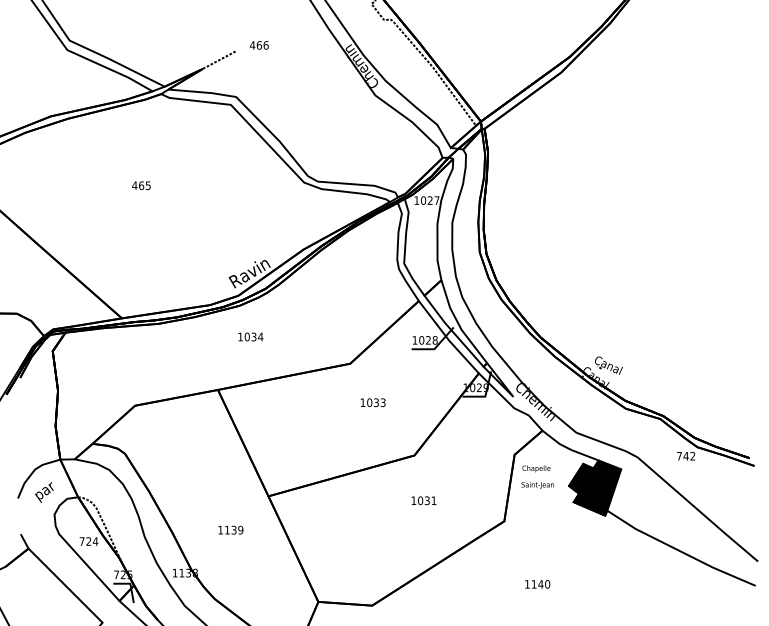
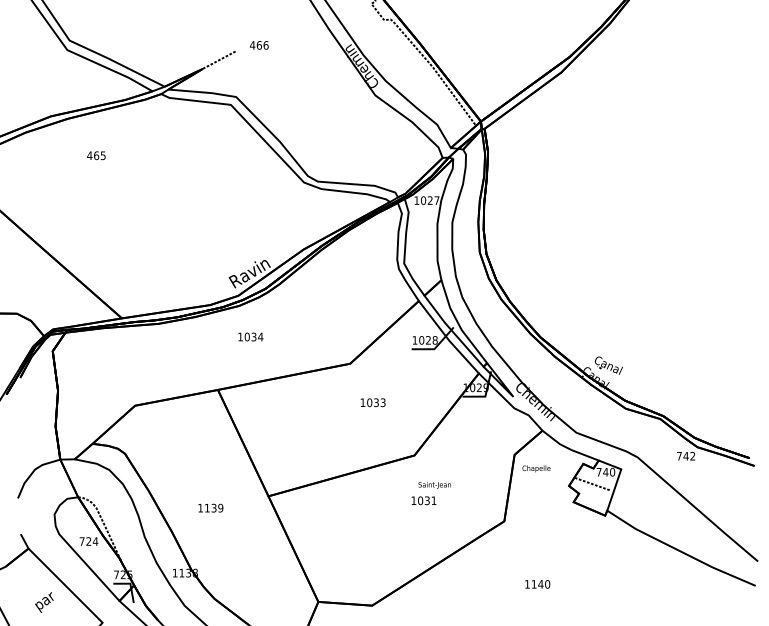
text position: (141, 185) -> (96, 155) (96, 155)
text position: (537, 485) -> (434, 485) (434, 485)
fill: present -> none (595, 487)
text position: (44, 492) -> (44, 602) (44, 602)
text position: (230, 529) -> (210, 507) (210, 507)
